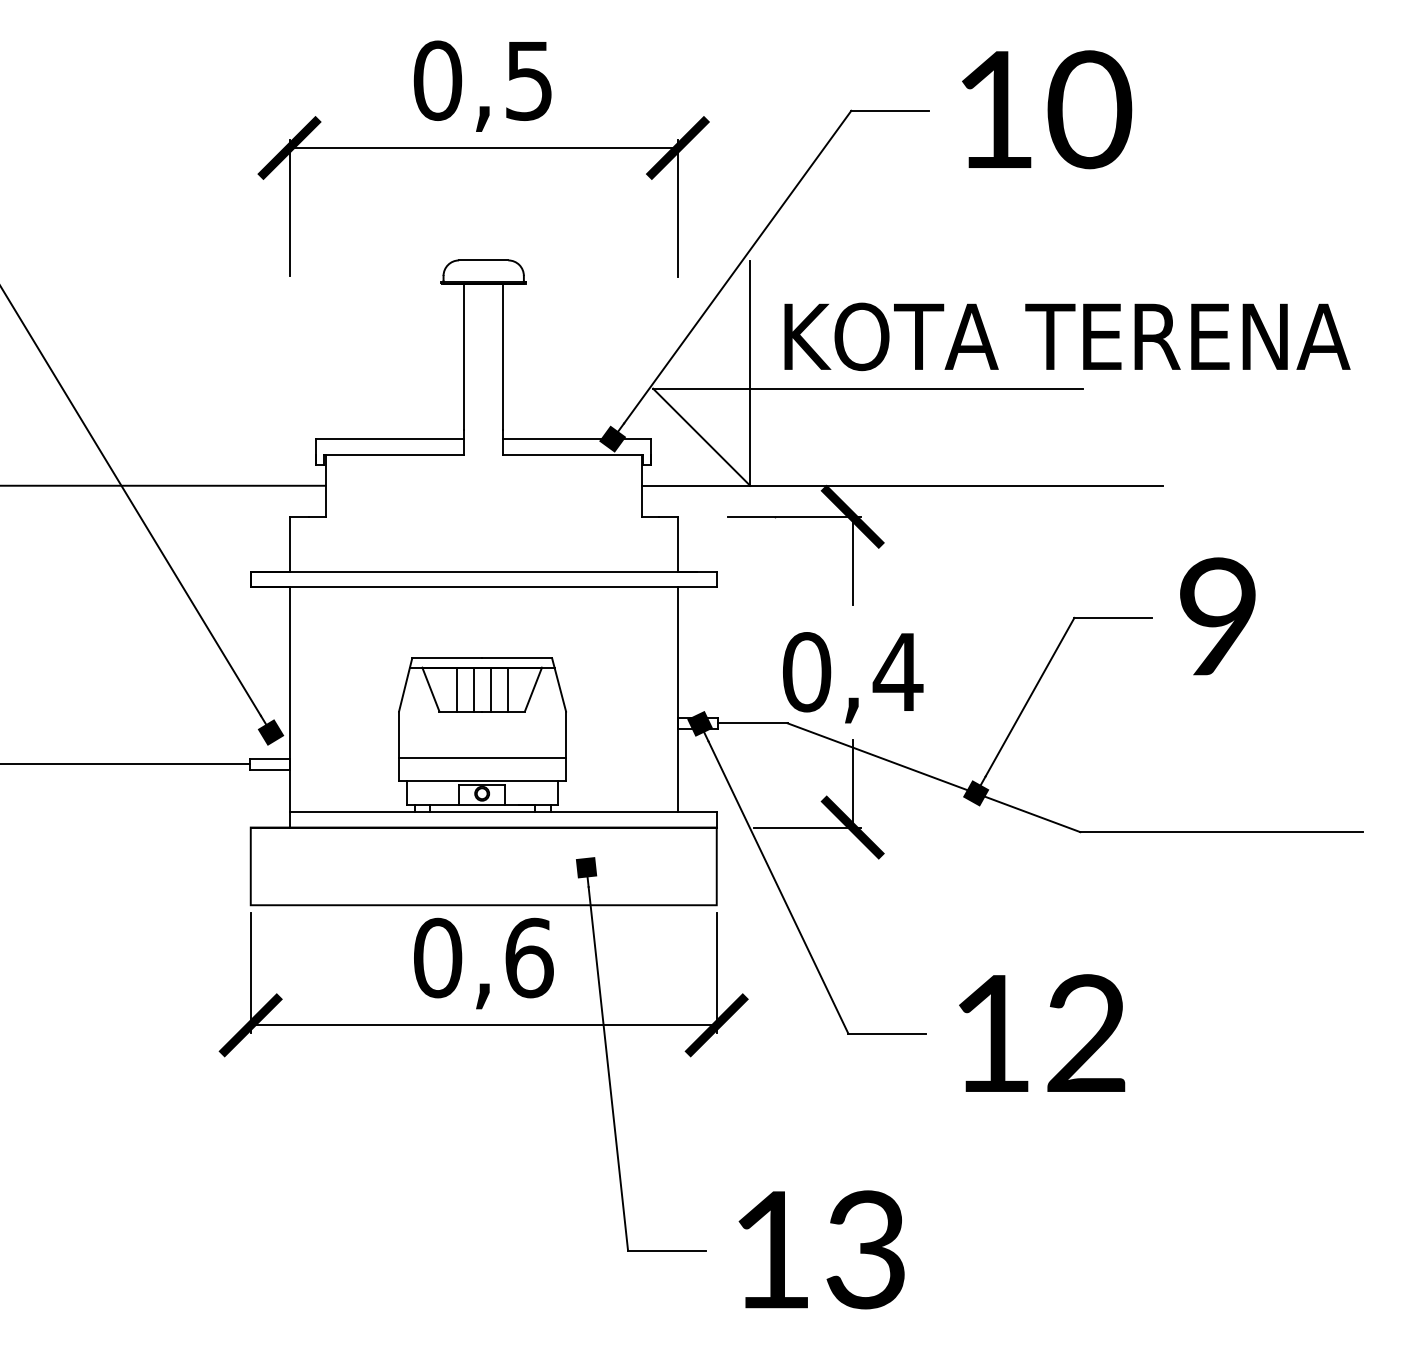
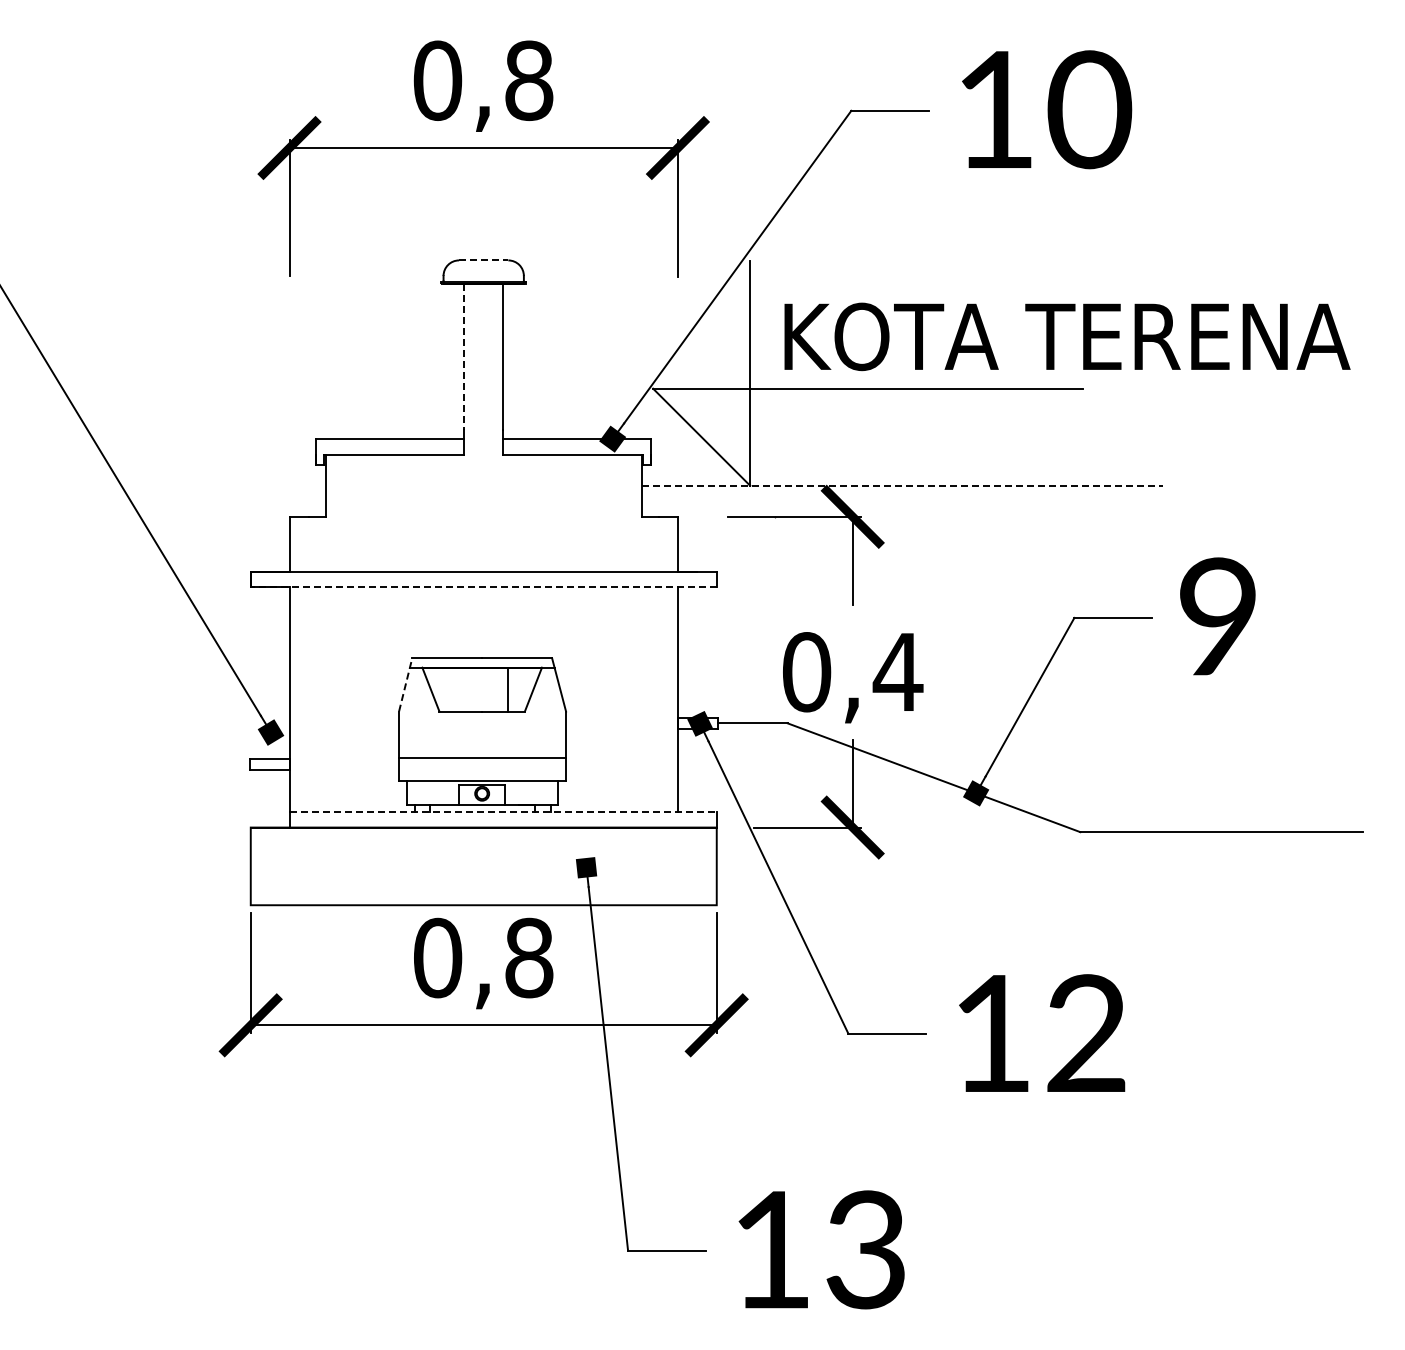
text: 0,5 -> 0,8 (529, 80)
line: solid -> dashed (483, 260)
line: solid -> dashed (464, 356)
line: present -> none (163, 485)
line: solid -> dashed (902, 485)
line: solid -> dashed (483, 587)
line: solid -> dashed (405, 684)
line: present -> none (456, 689)
line: present -> none (473, 689)
line: present -> none (490, 689)
line: present -> none (125, 764)
line: solid -> dashed (503, 812)
text: 0,6 -> 0,8 (529, 957)
